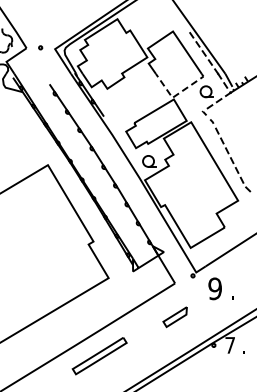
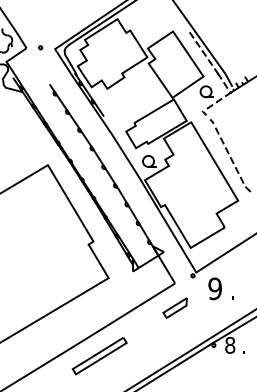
line: dashed -> solid (177, 94)
part position: (174, 317) -> (174, 308) (174, 308)
text: 7 -> 8 (230, 344)
